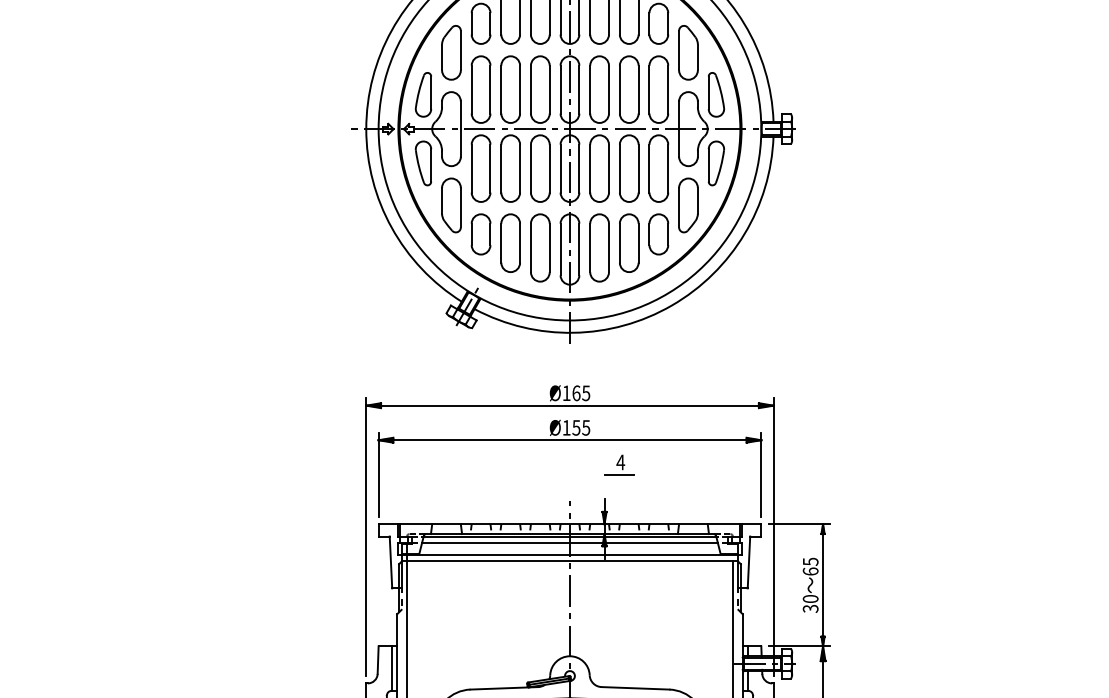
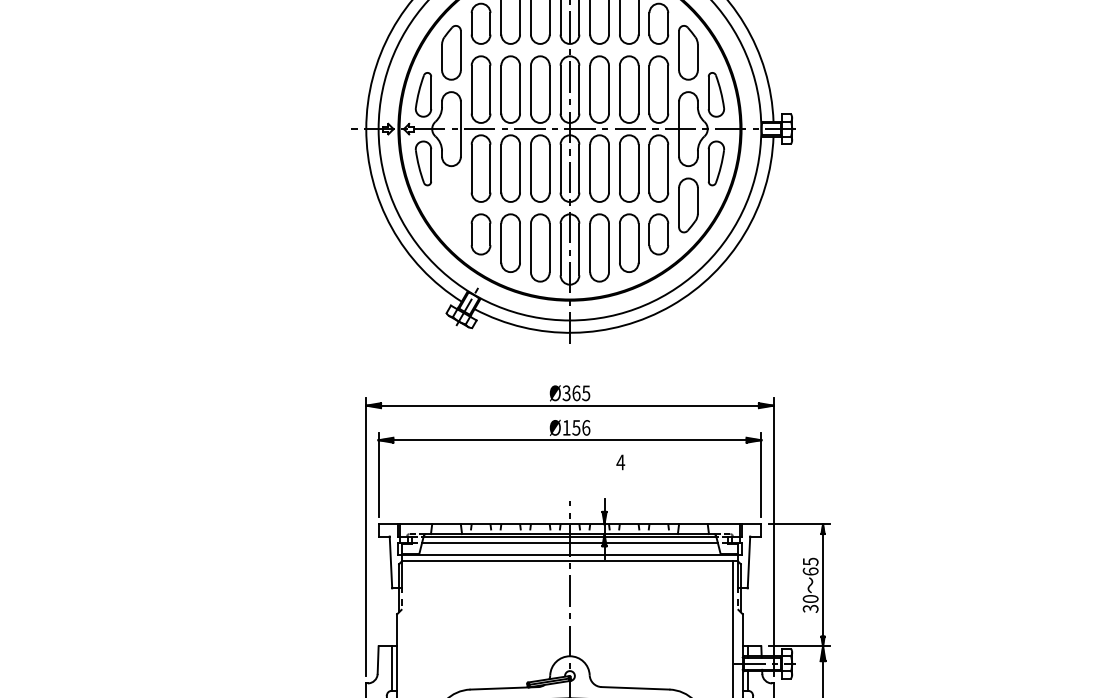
part: present -> none (451, 205)
text: Ø165 -> Ø365 (566, 393)
text: Ø155 -> Ø156 (586, 427)
line: present -> none (619, 474)
line: present -> none (407, 619)
